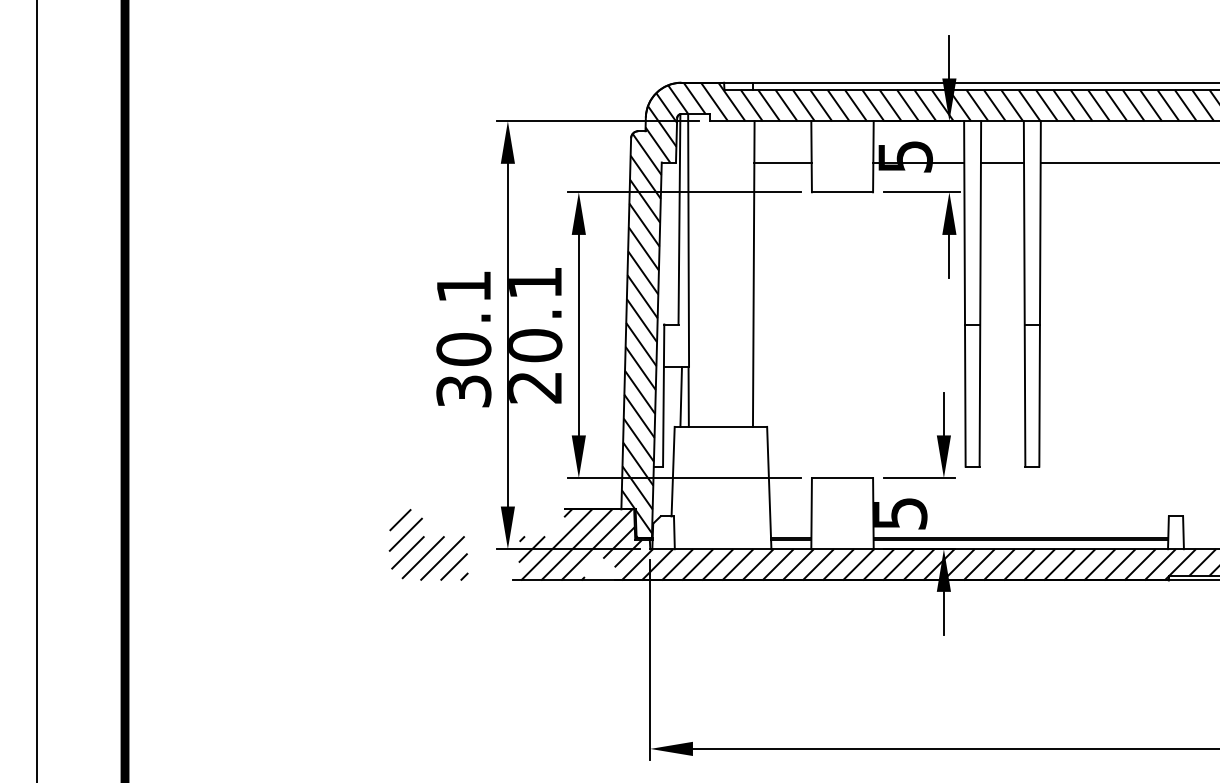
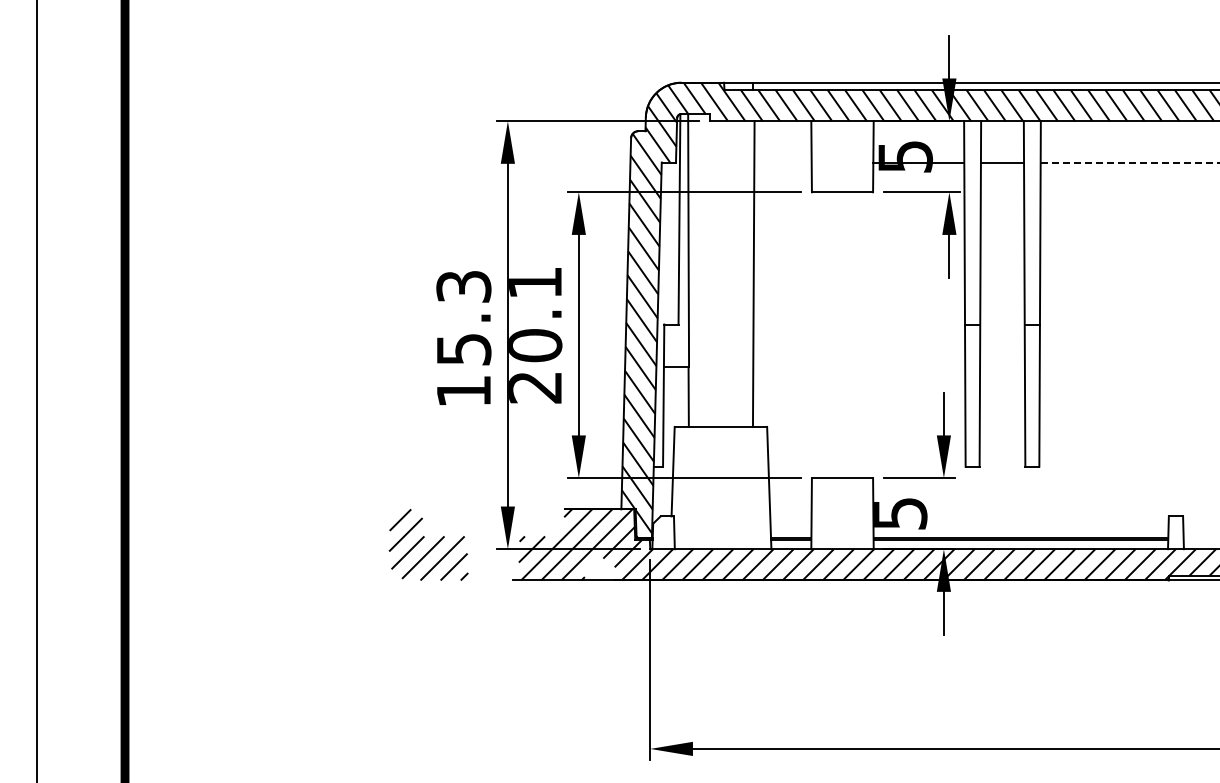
line: present -> none (782, 162)
line: solid -> dashed (1130, 162)
text: 30.1 -> 15.3 (463, 339)
line: present -> none (680, 396)
